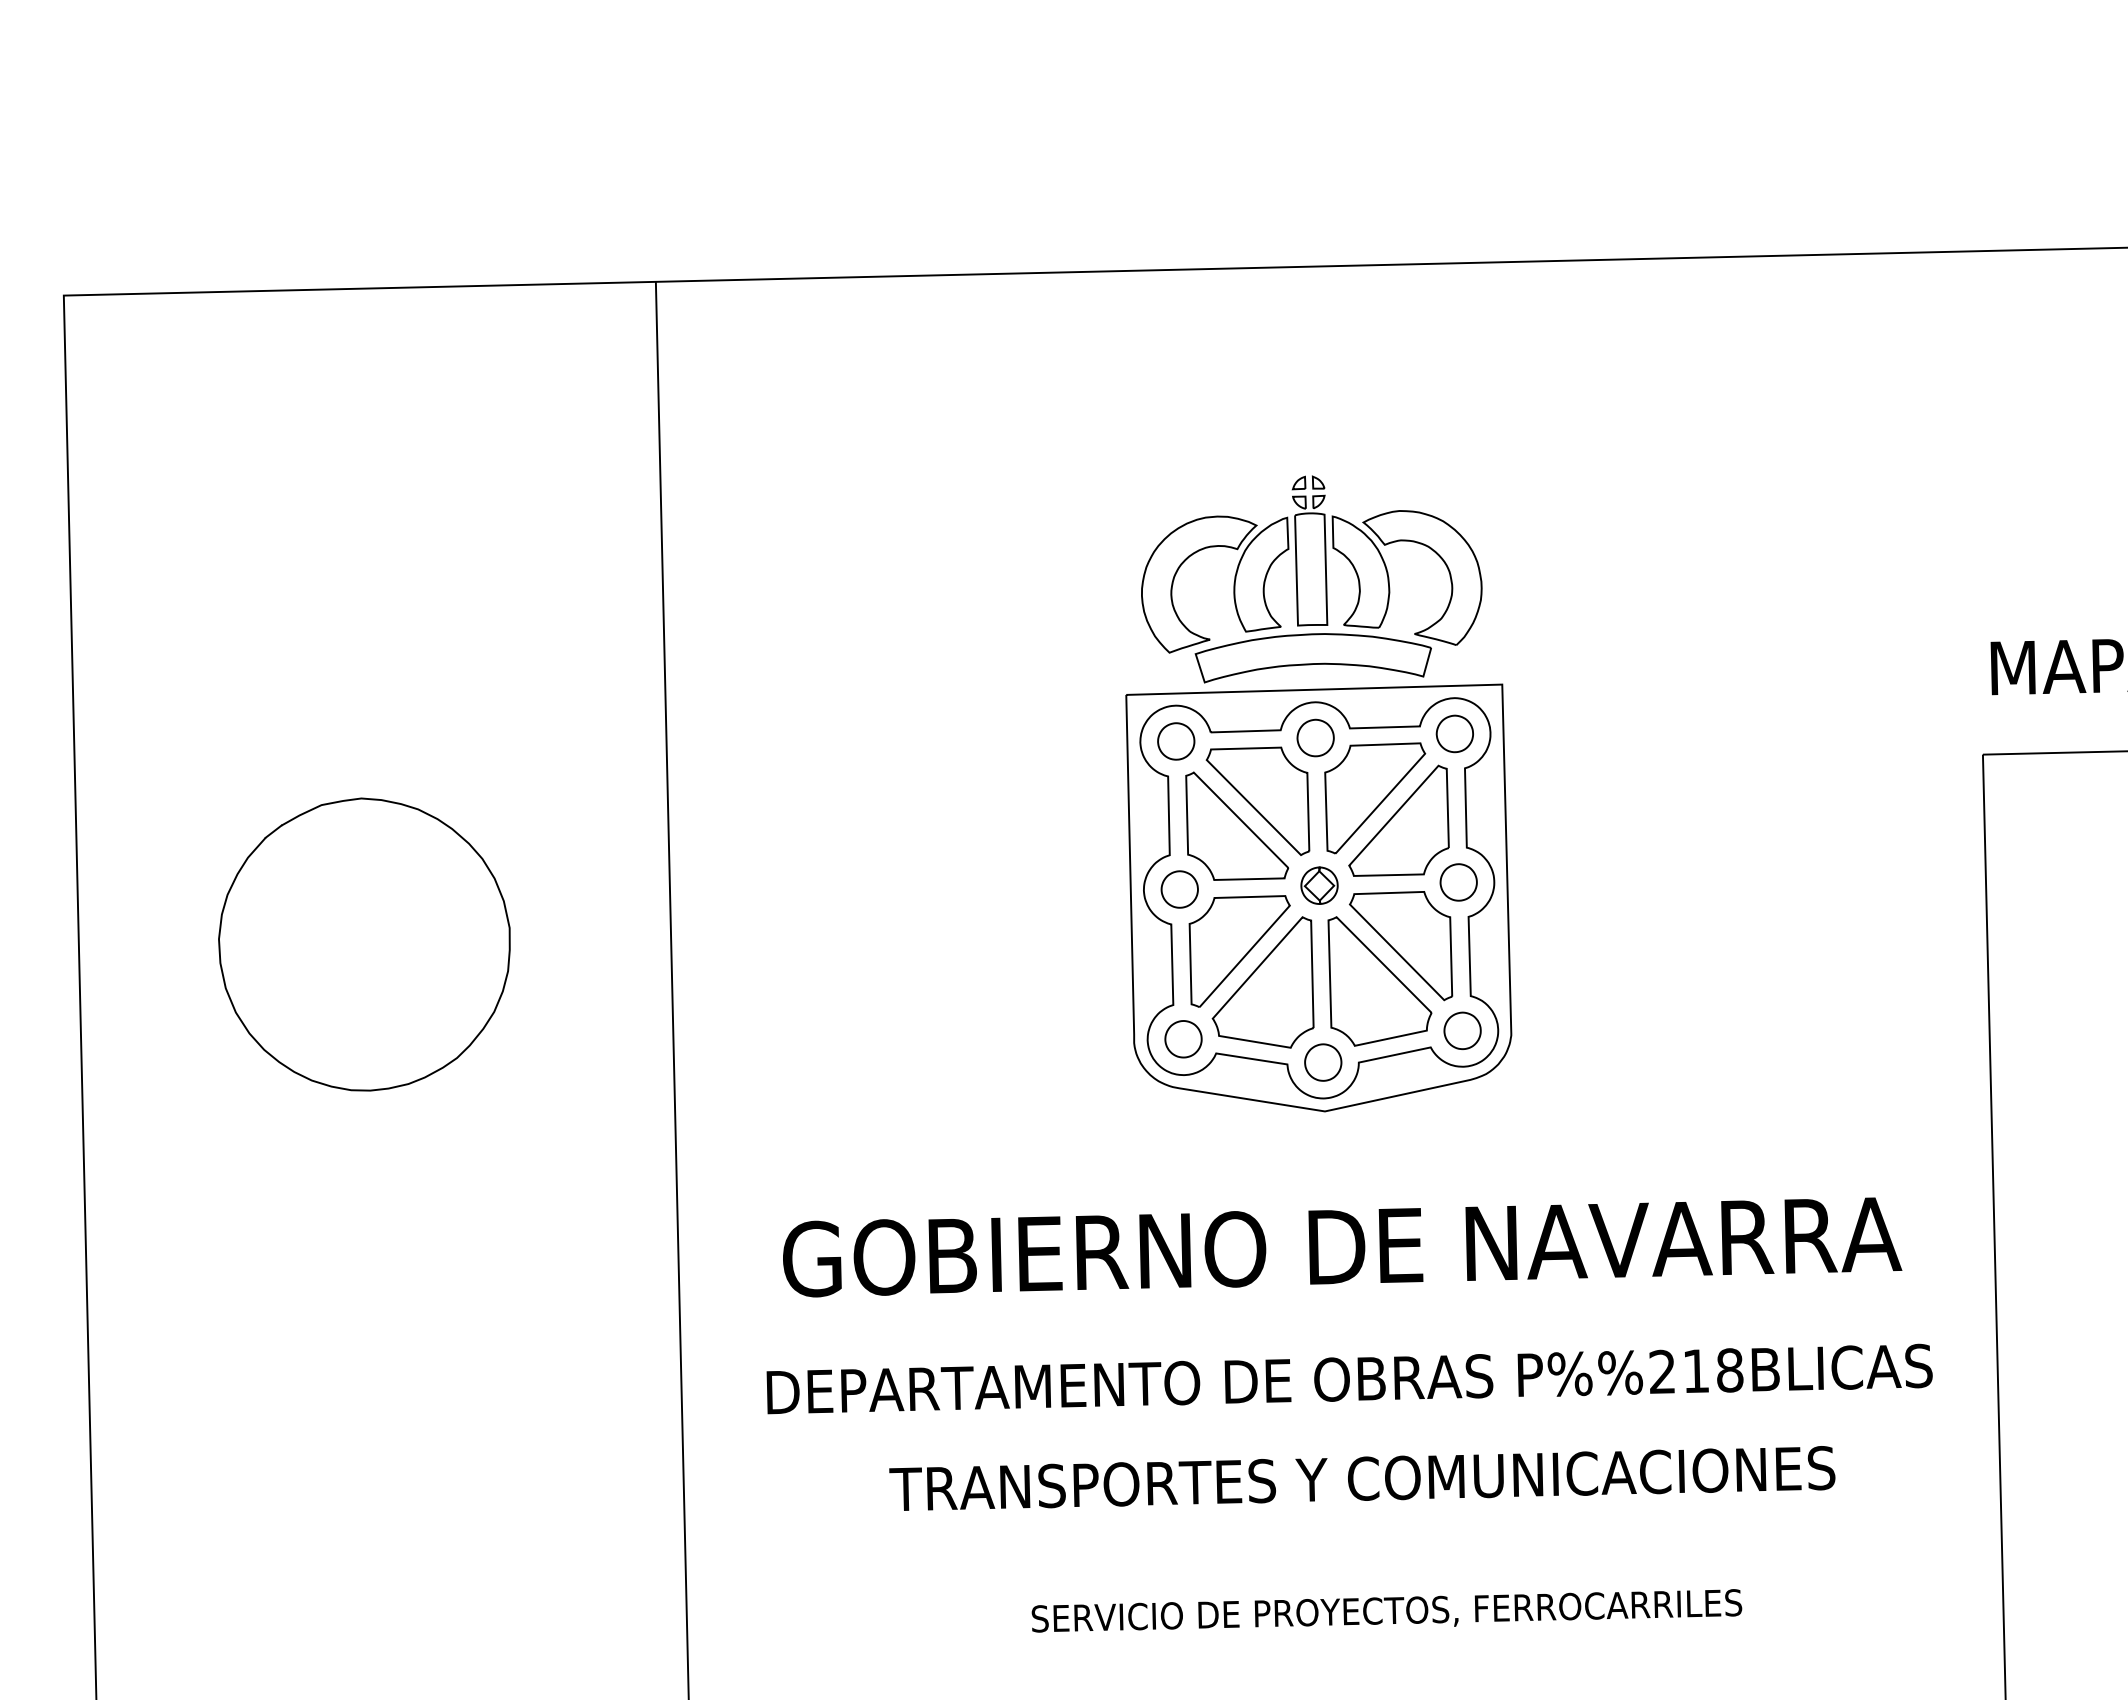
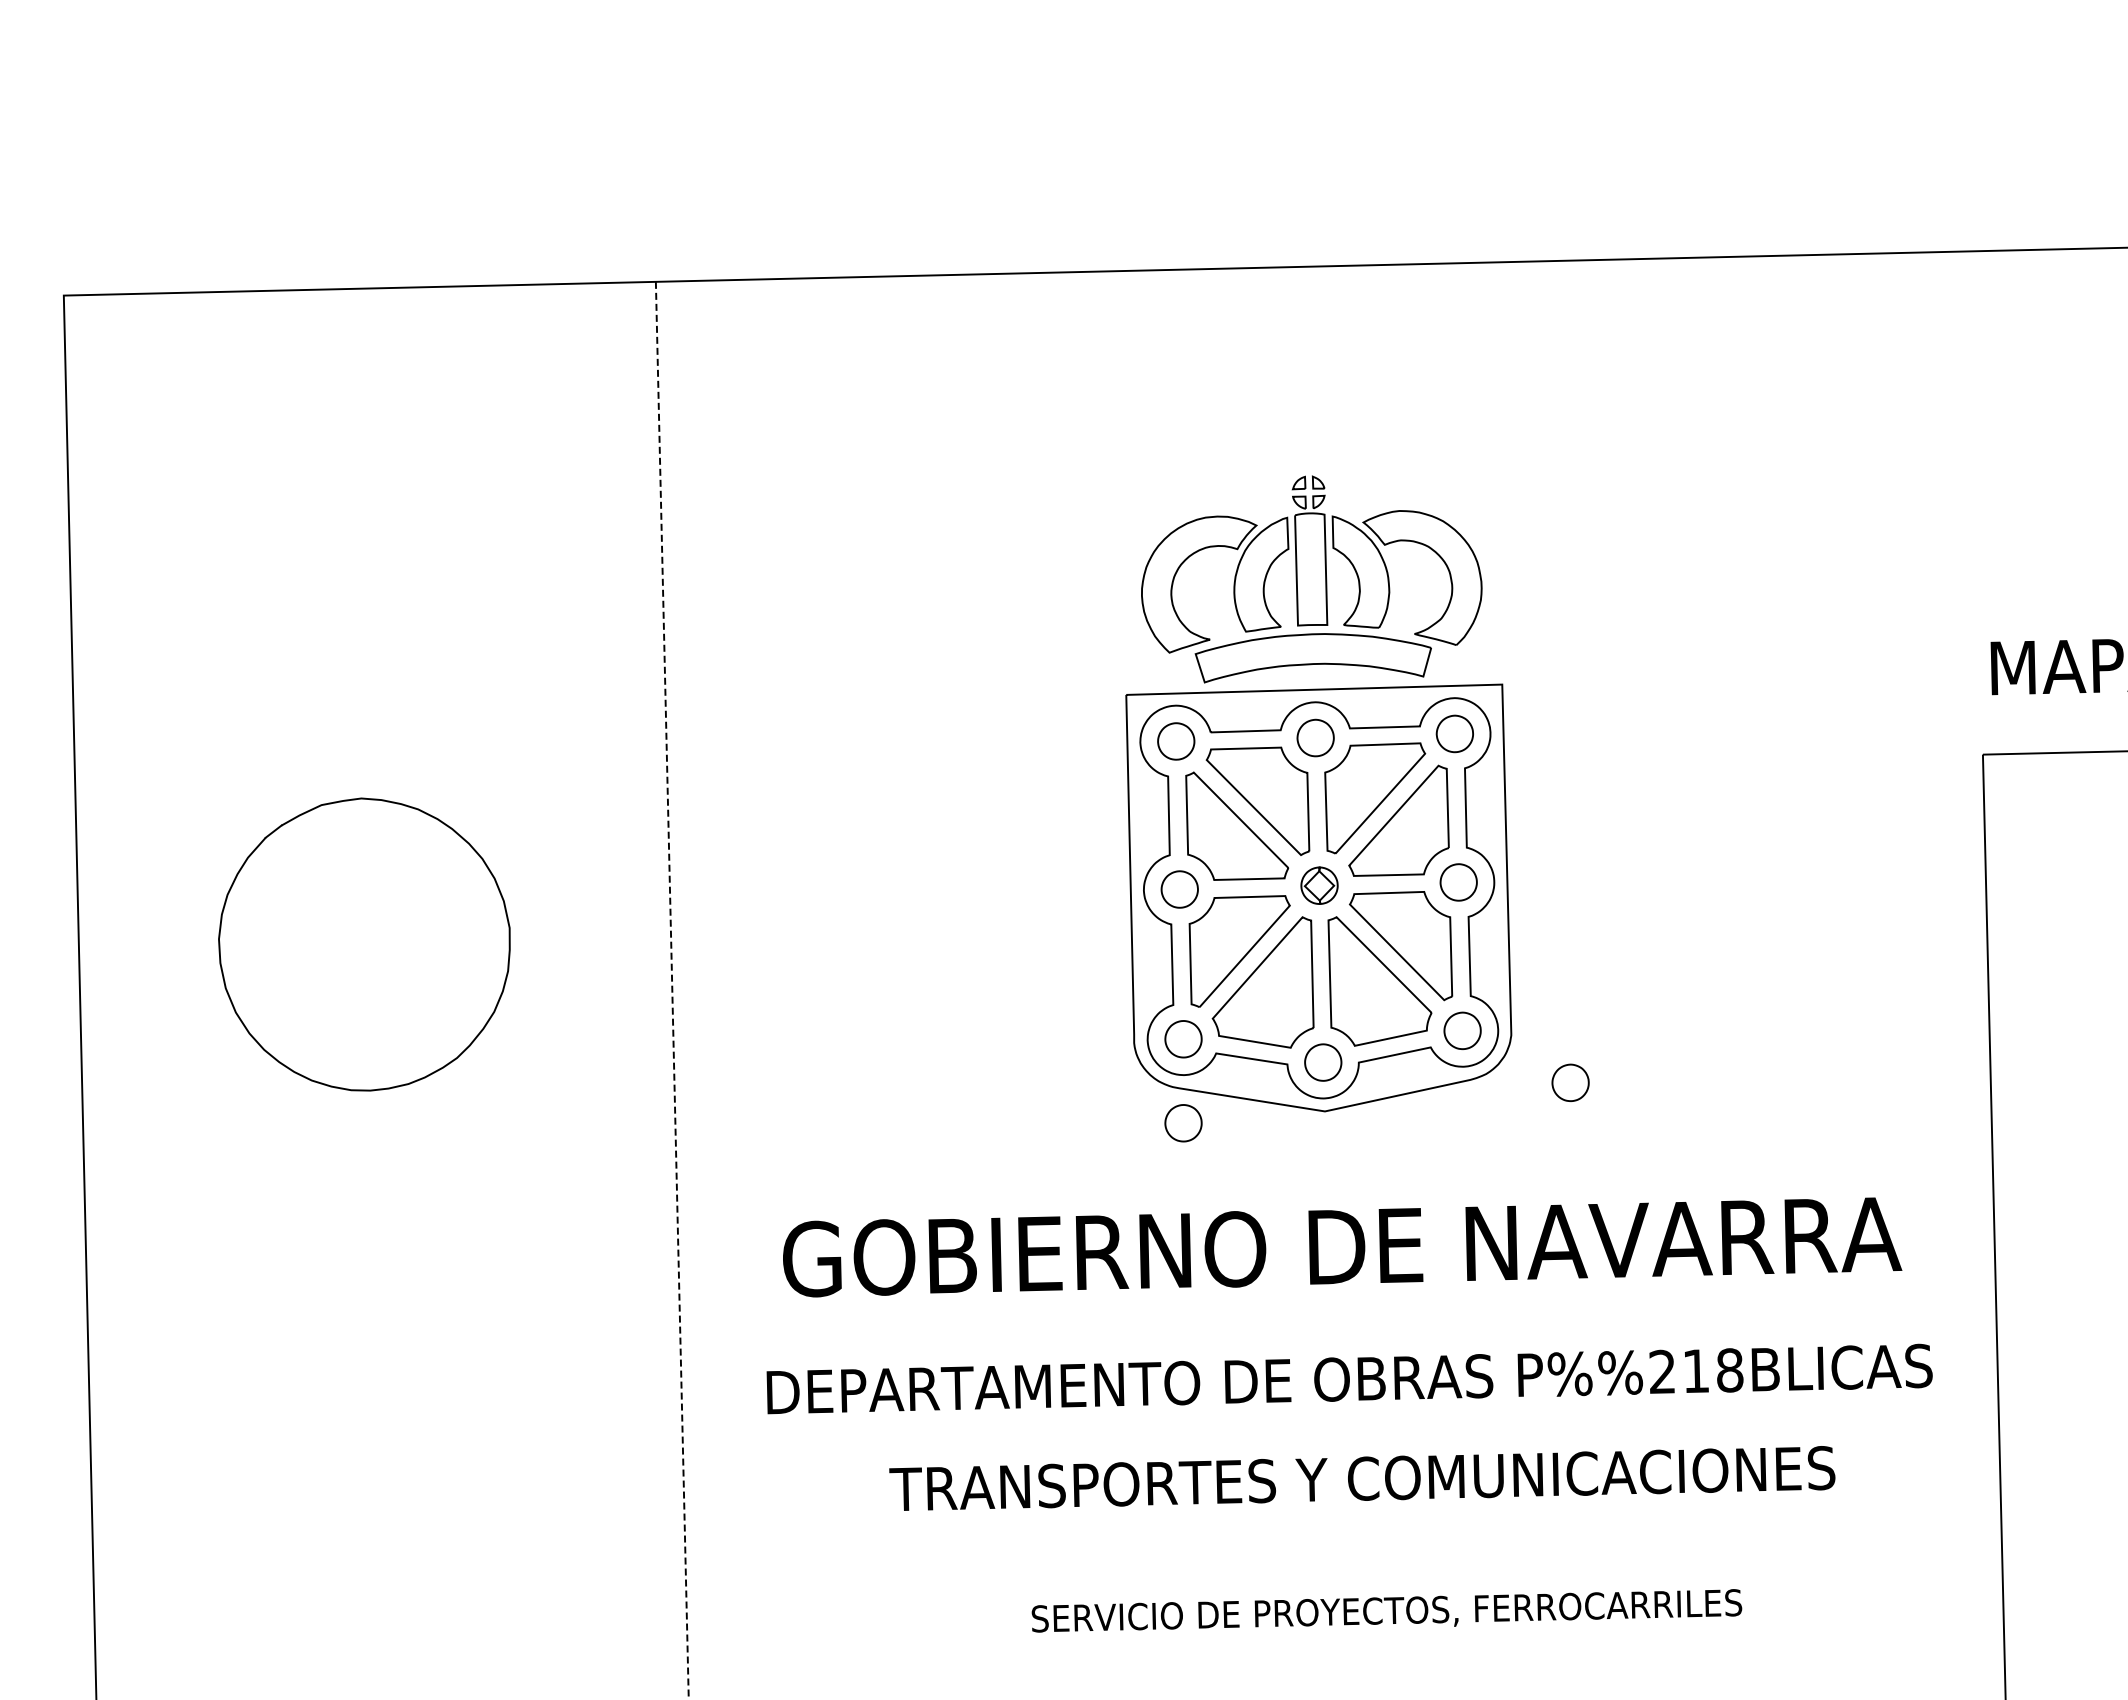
line: solid -> dashed (672, 991)
part: none -> present (1570, 1082)
part: none -> present (1183, 1123)
